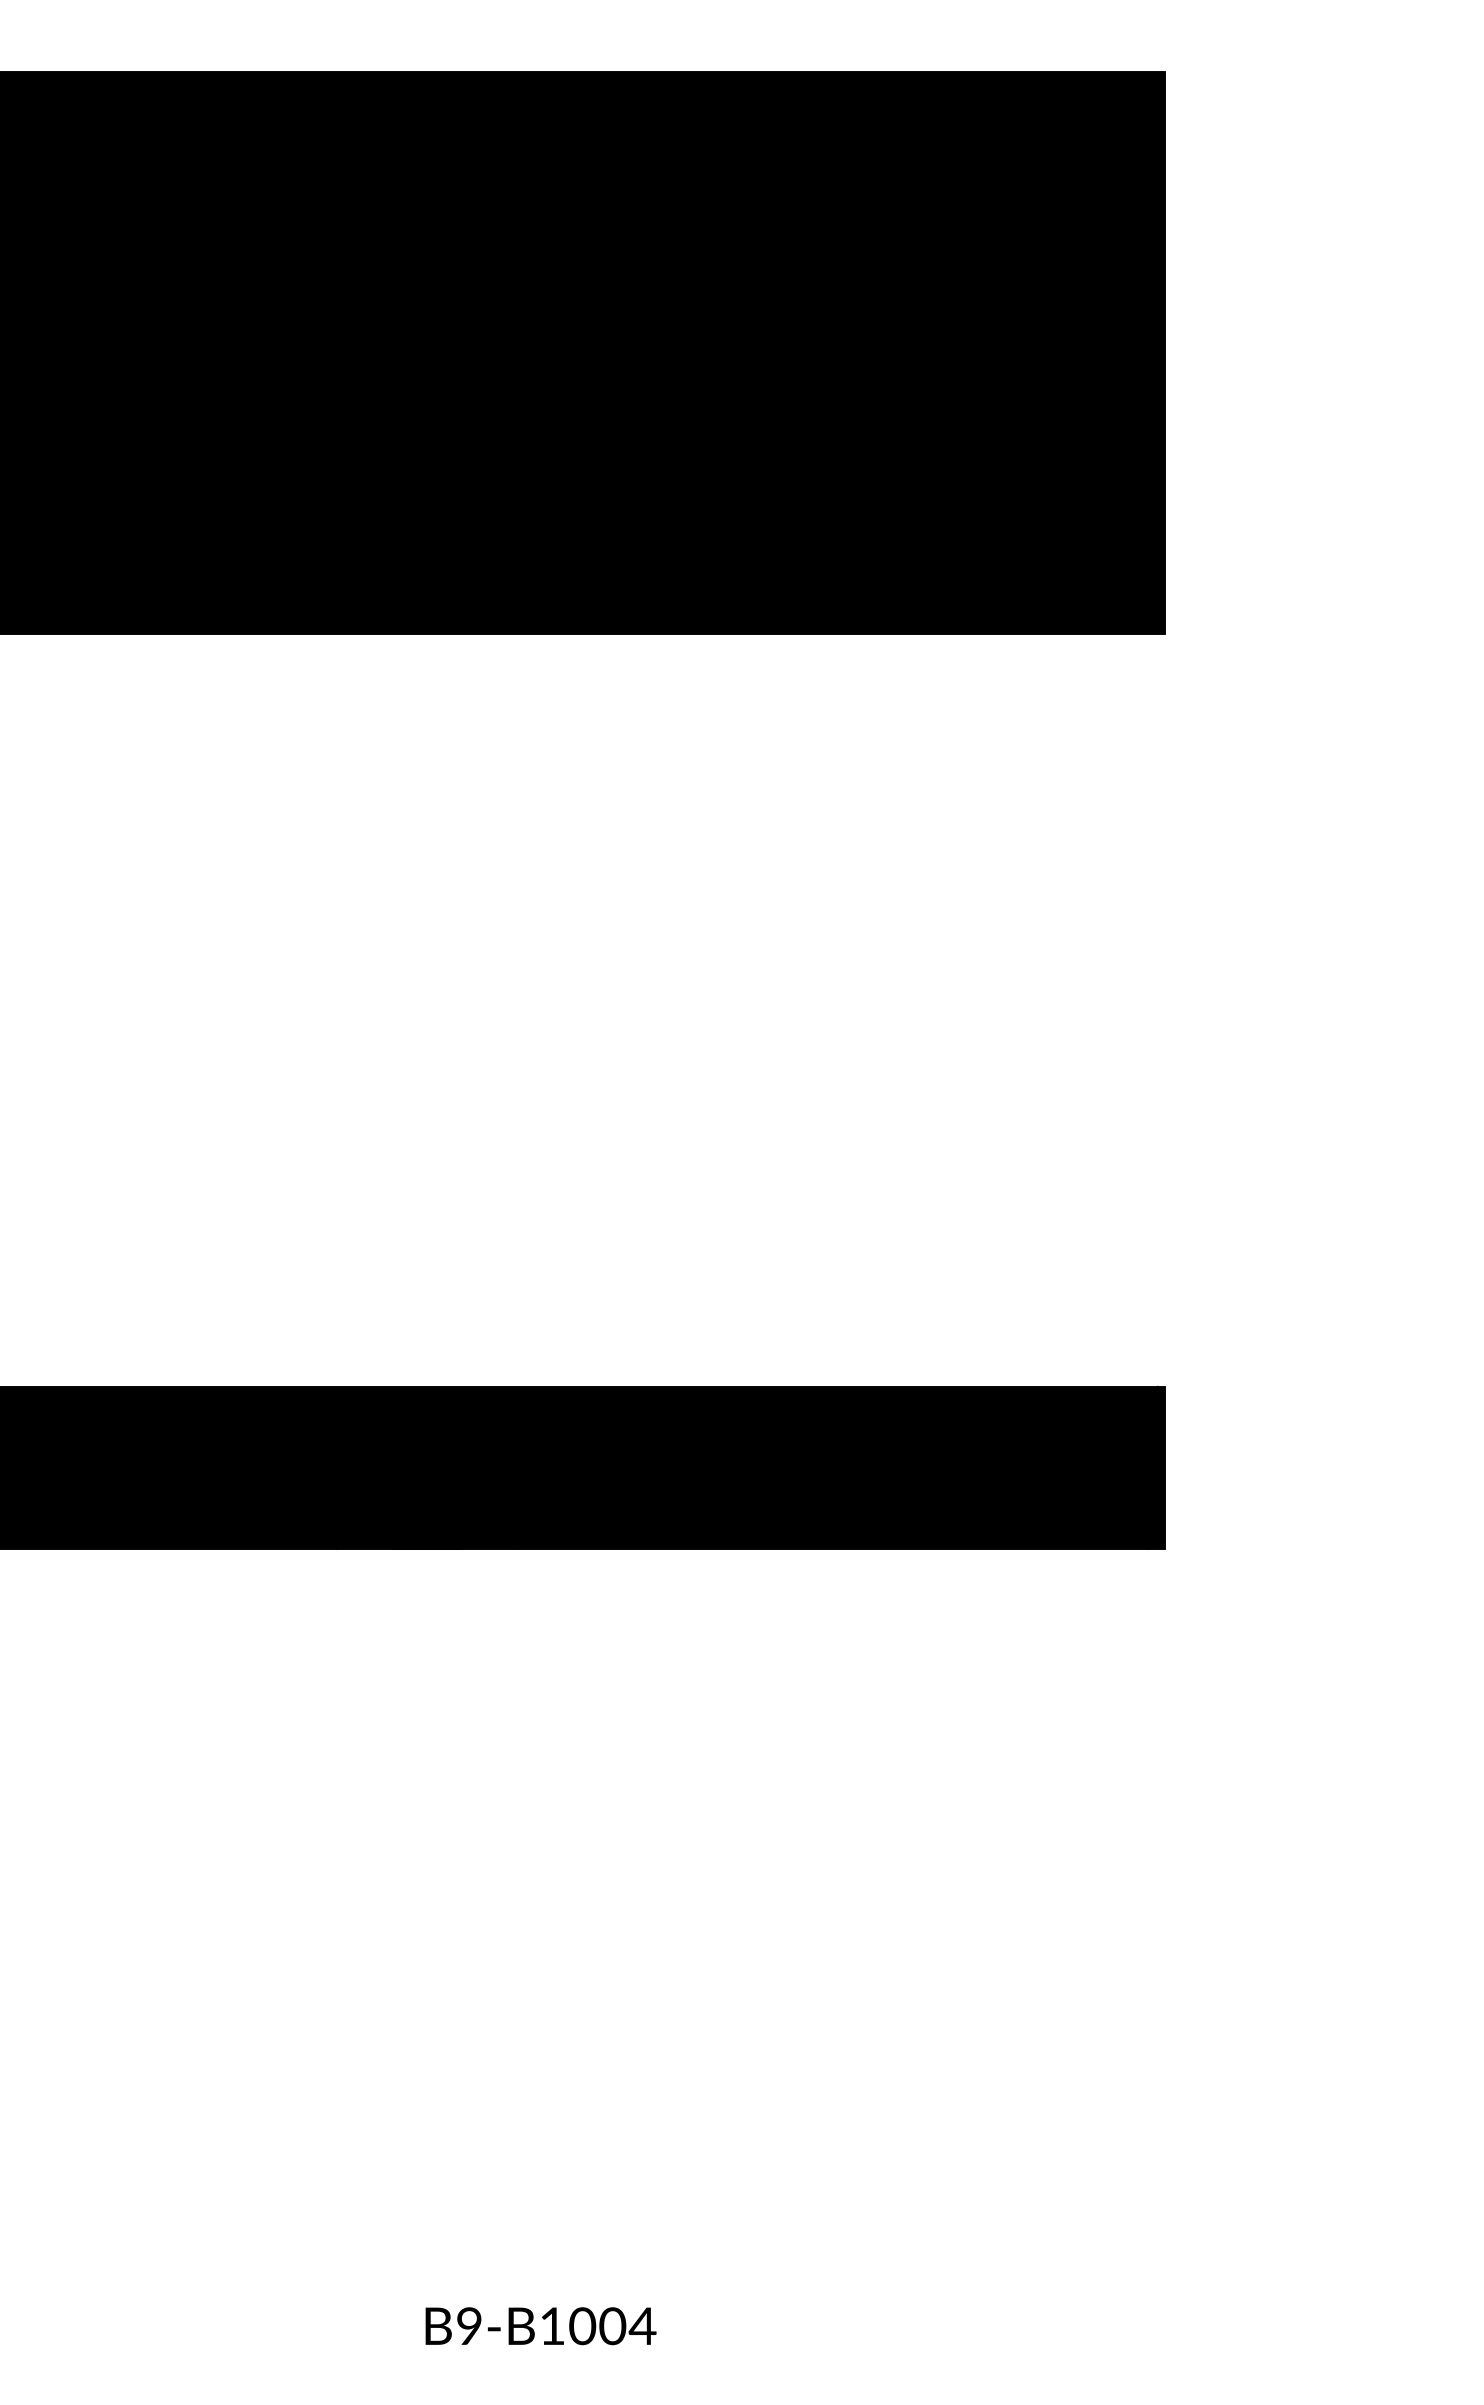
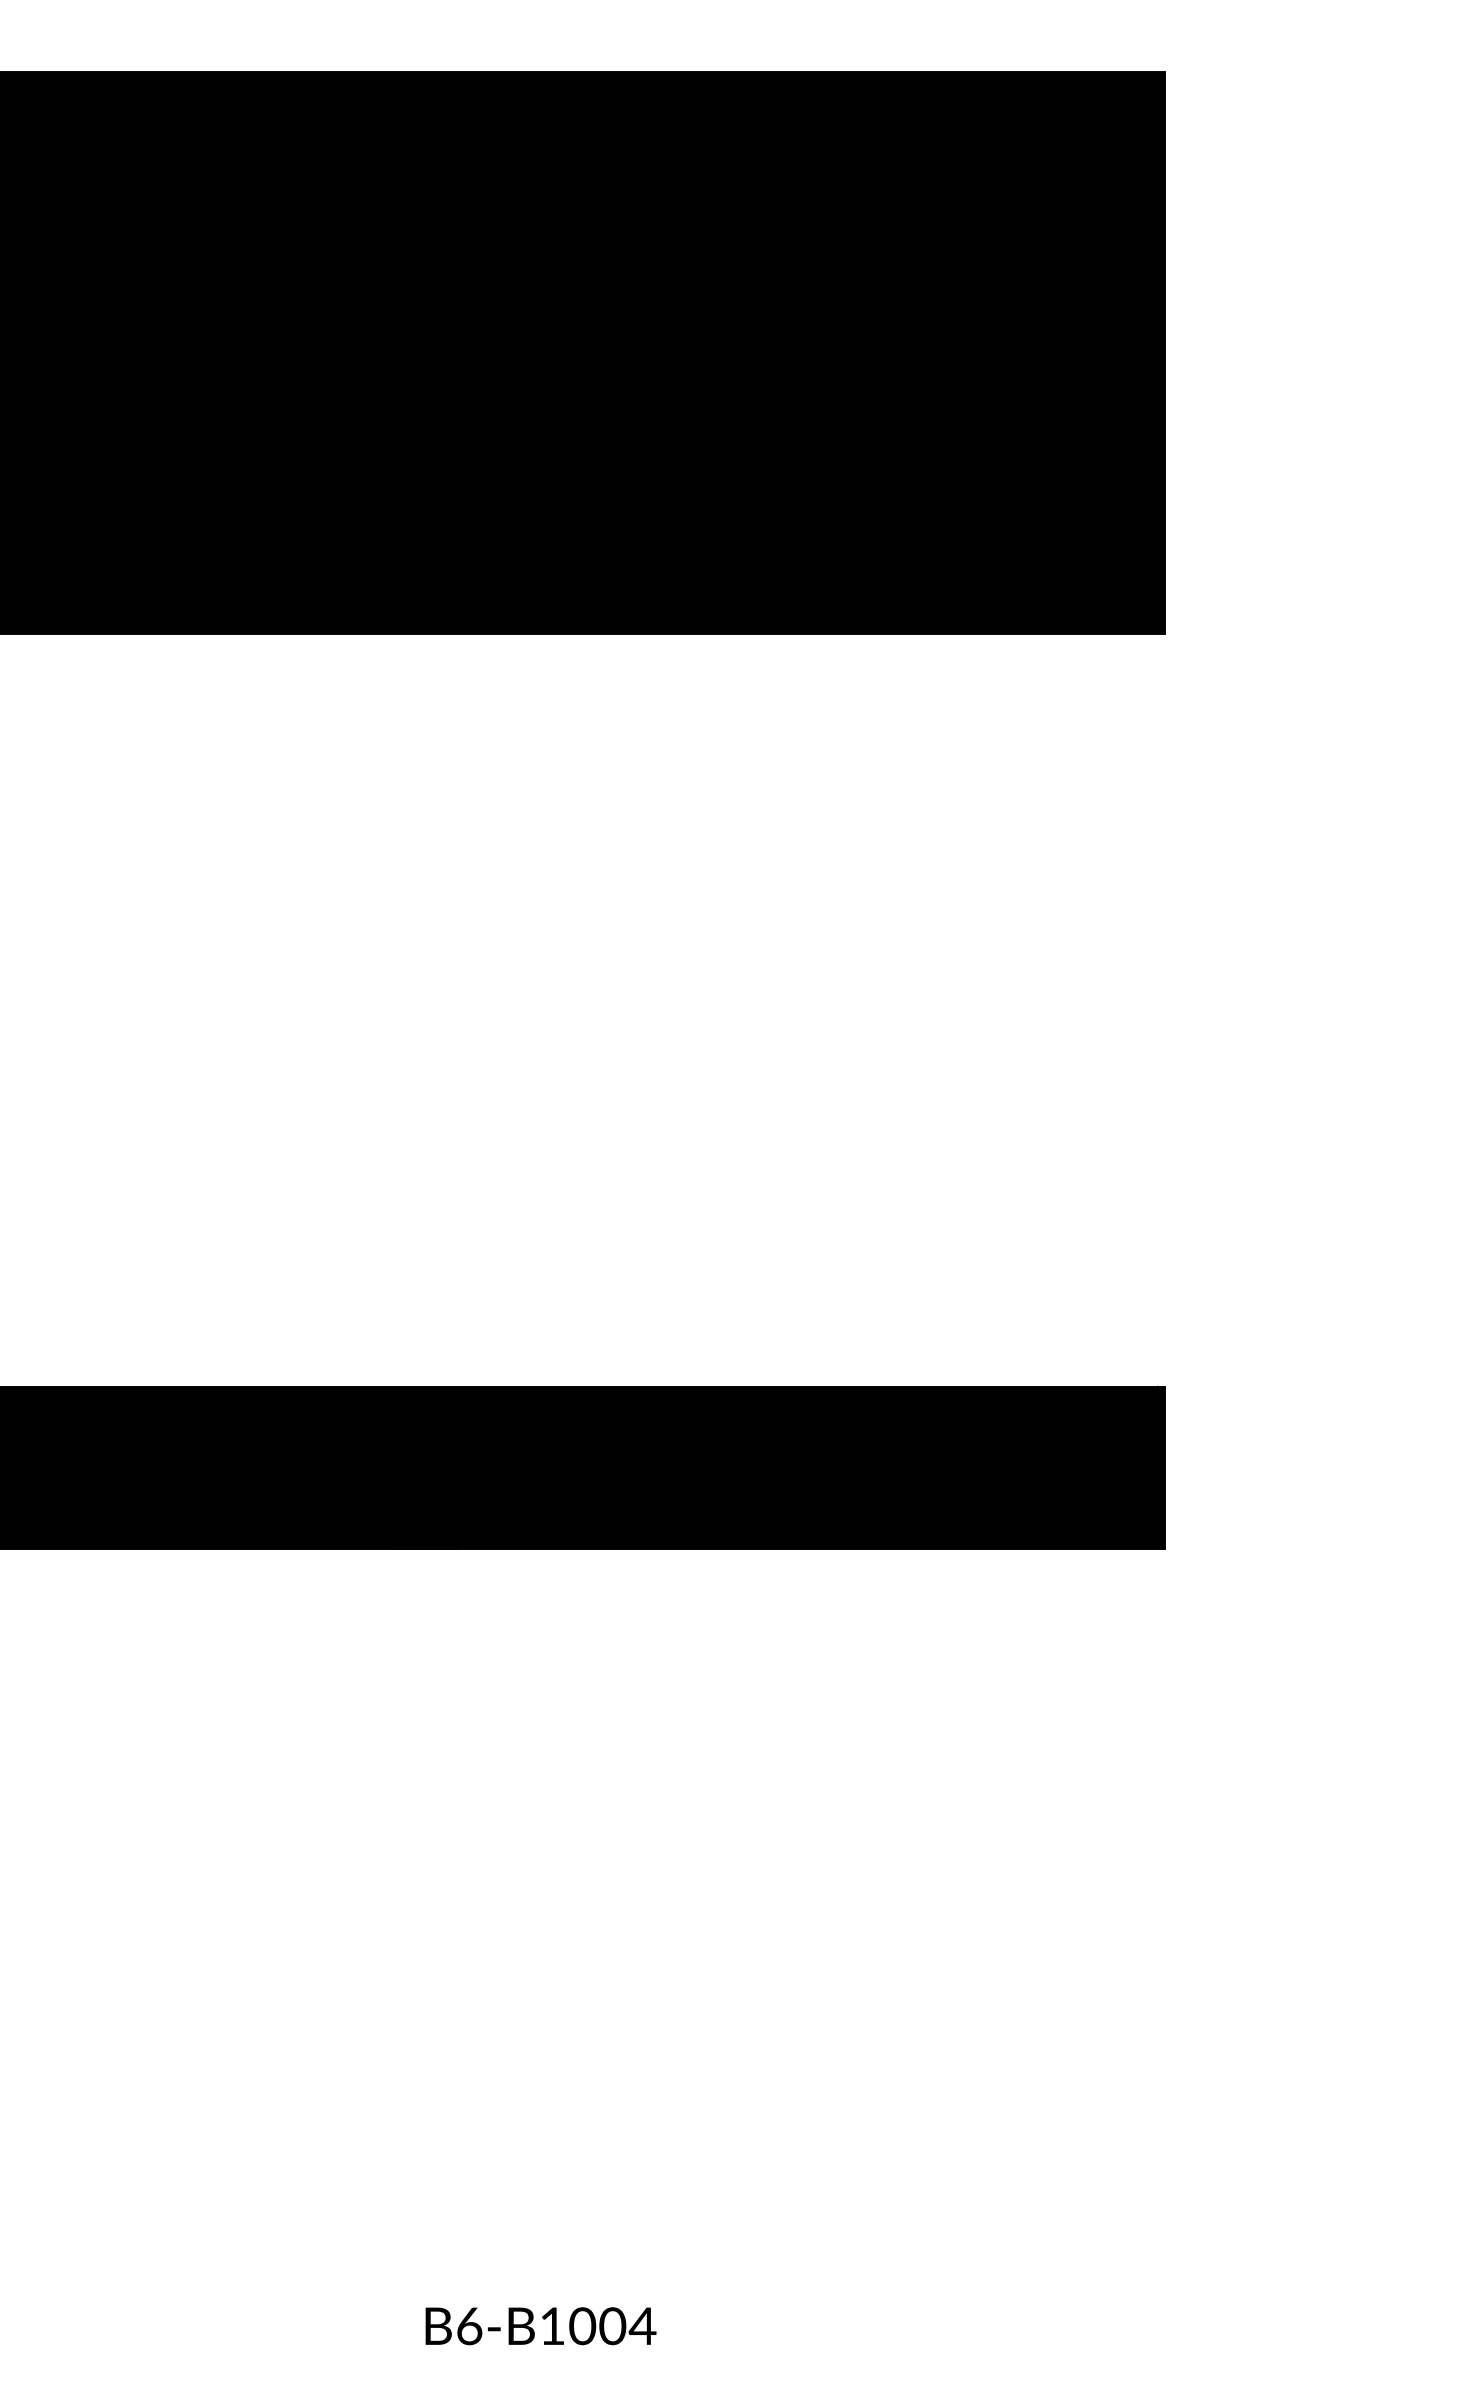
text: B9-B1004 -> B6-B1004 (469, 2326)
